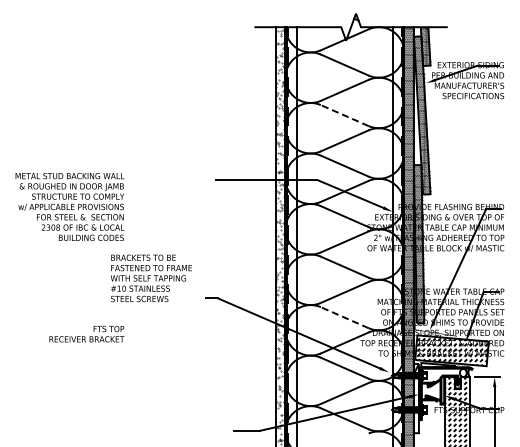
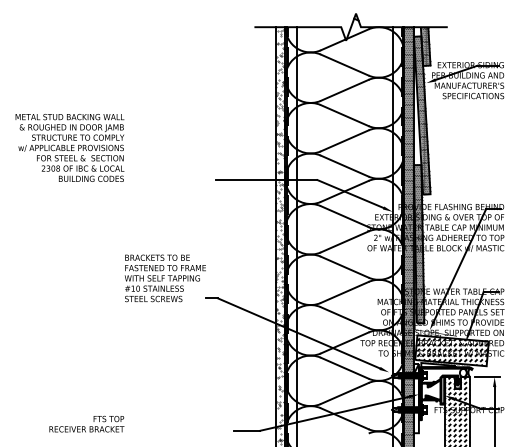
line: dashed -> solid (344, 115)
text position: (69, 206) -> (69, 147) (69, 147)
text position: (150, 278) -> (164, 278) (164, 278)
line: dashed -> solid (344, 317)
text position: (86, 333) -> (86, 423) (86, 423)
